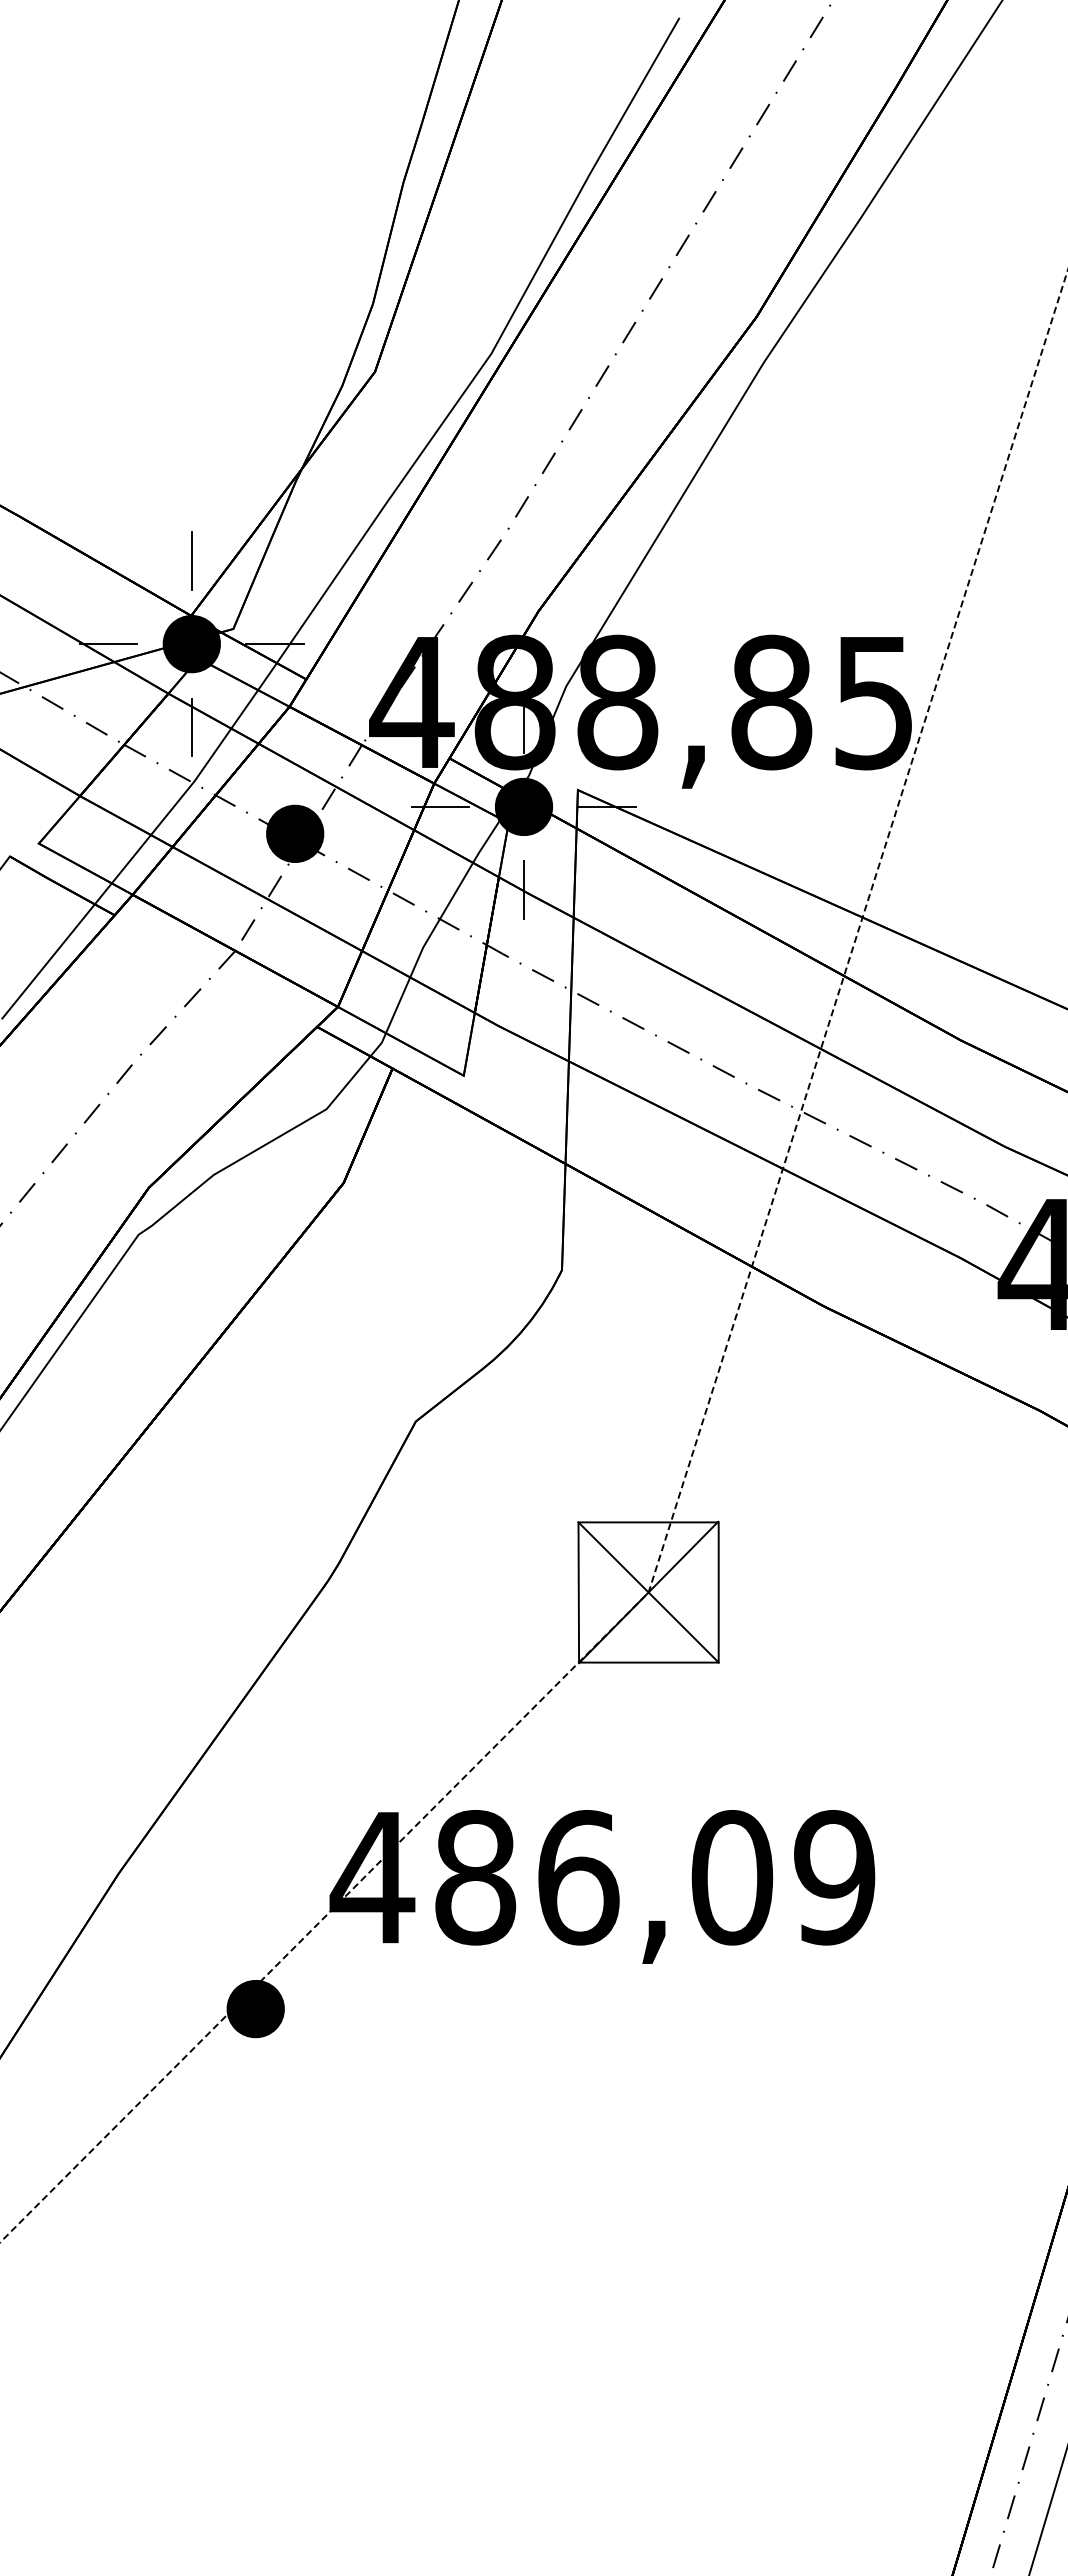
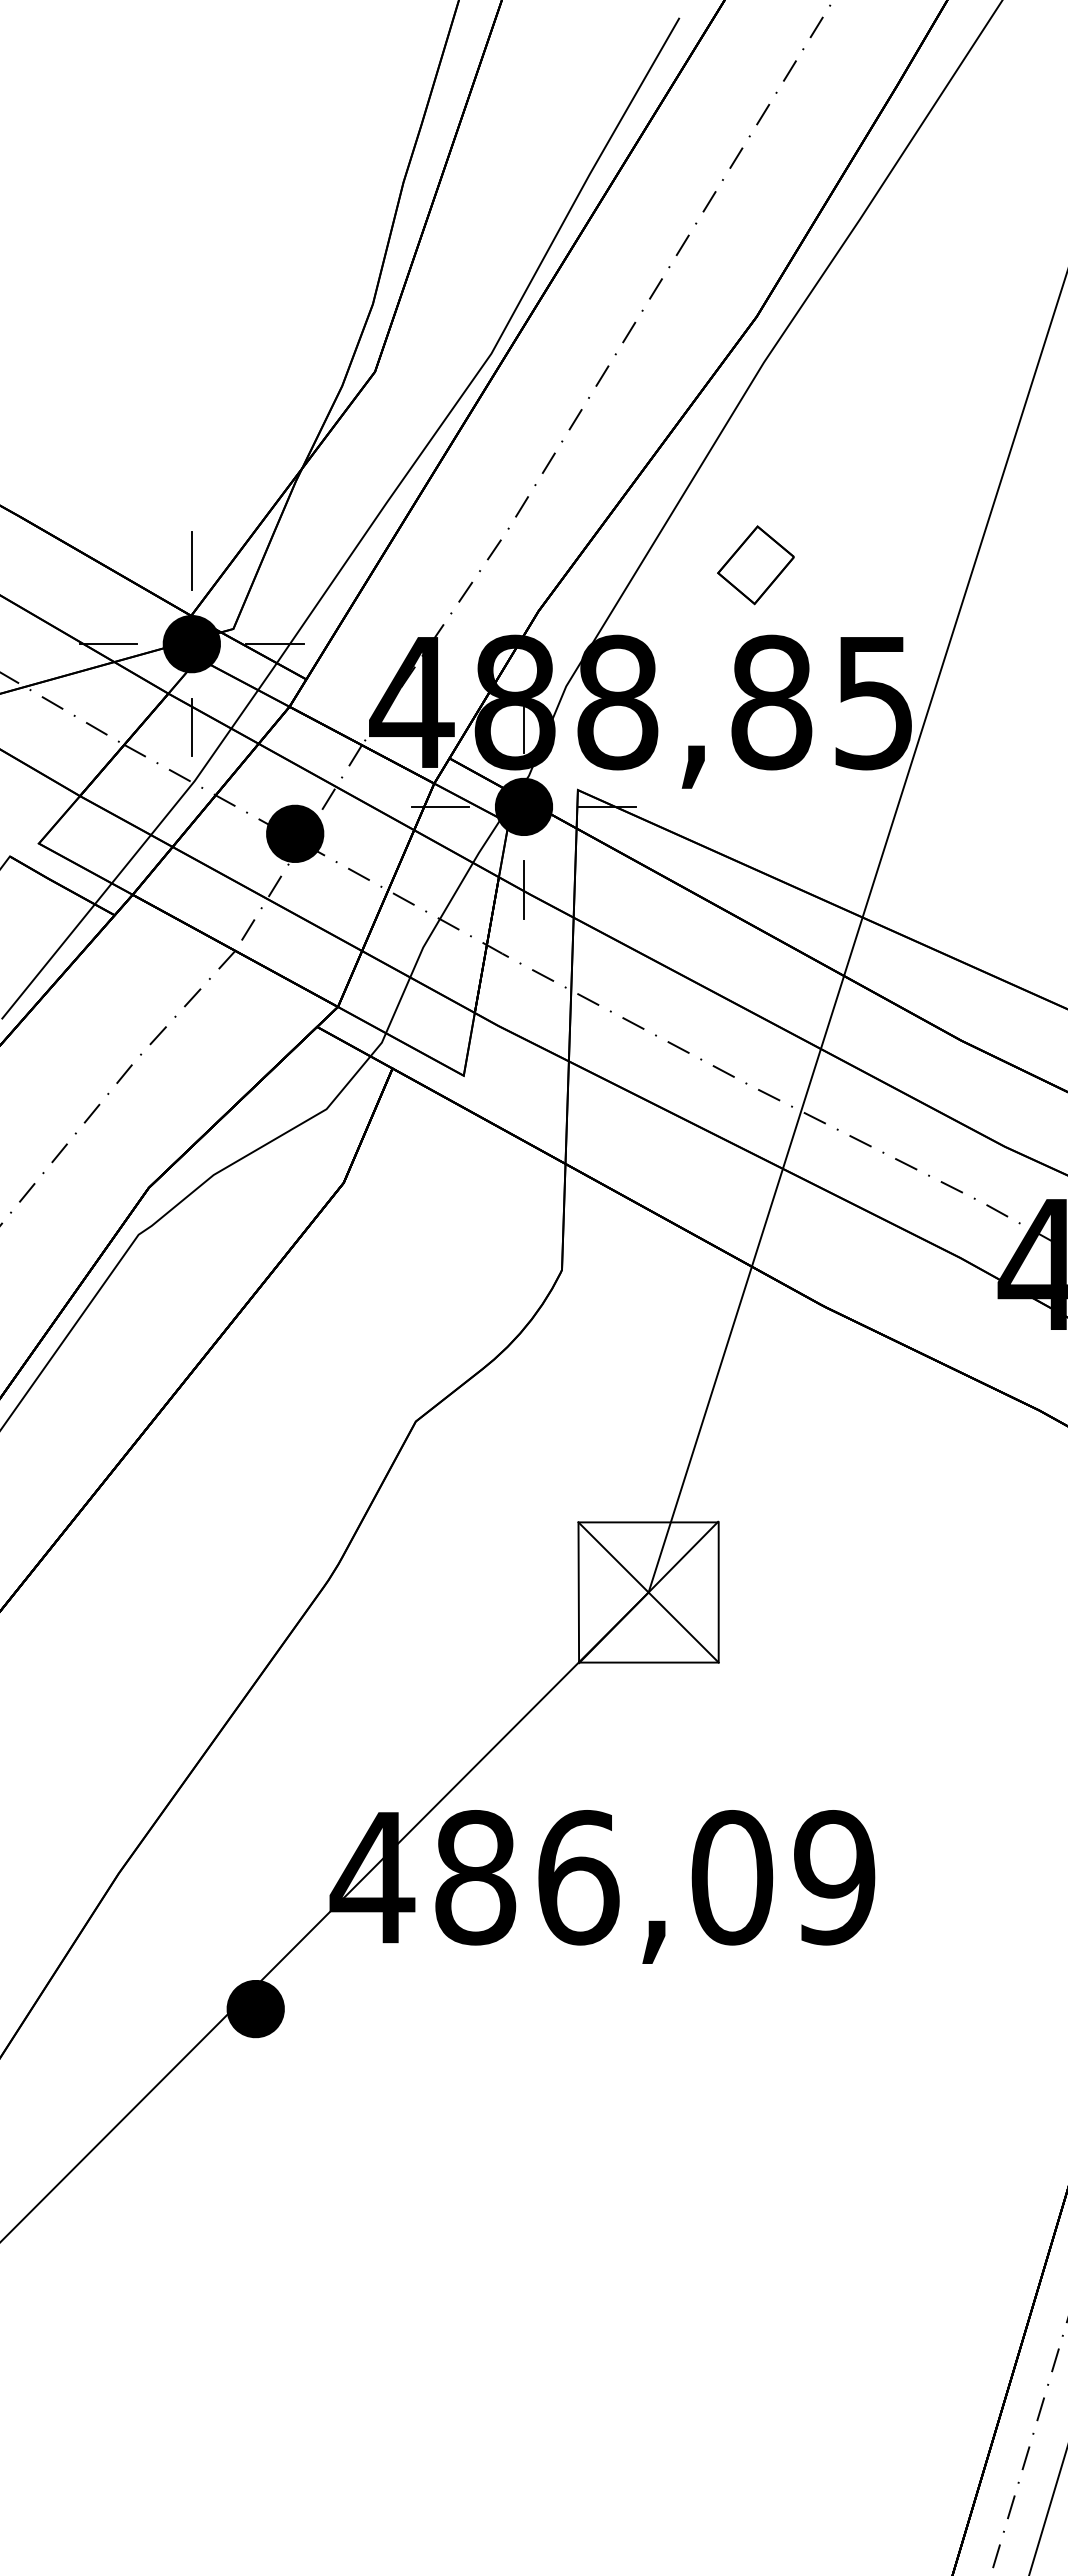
part: none -> present (755, 565)
line: dashed -> solid (719, 1369)
